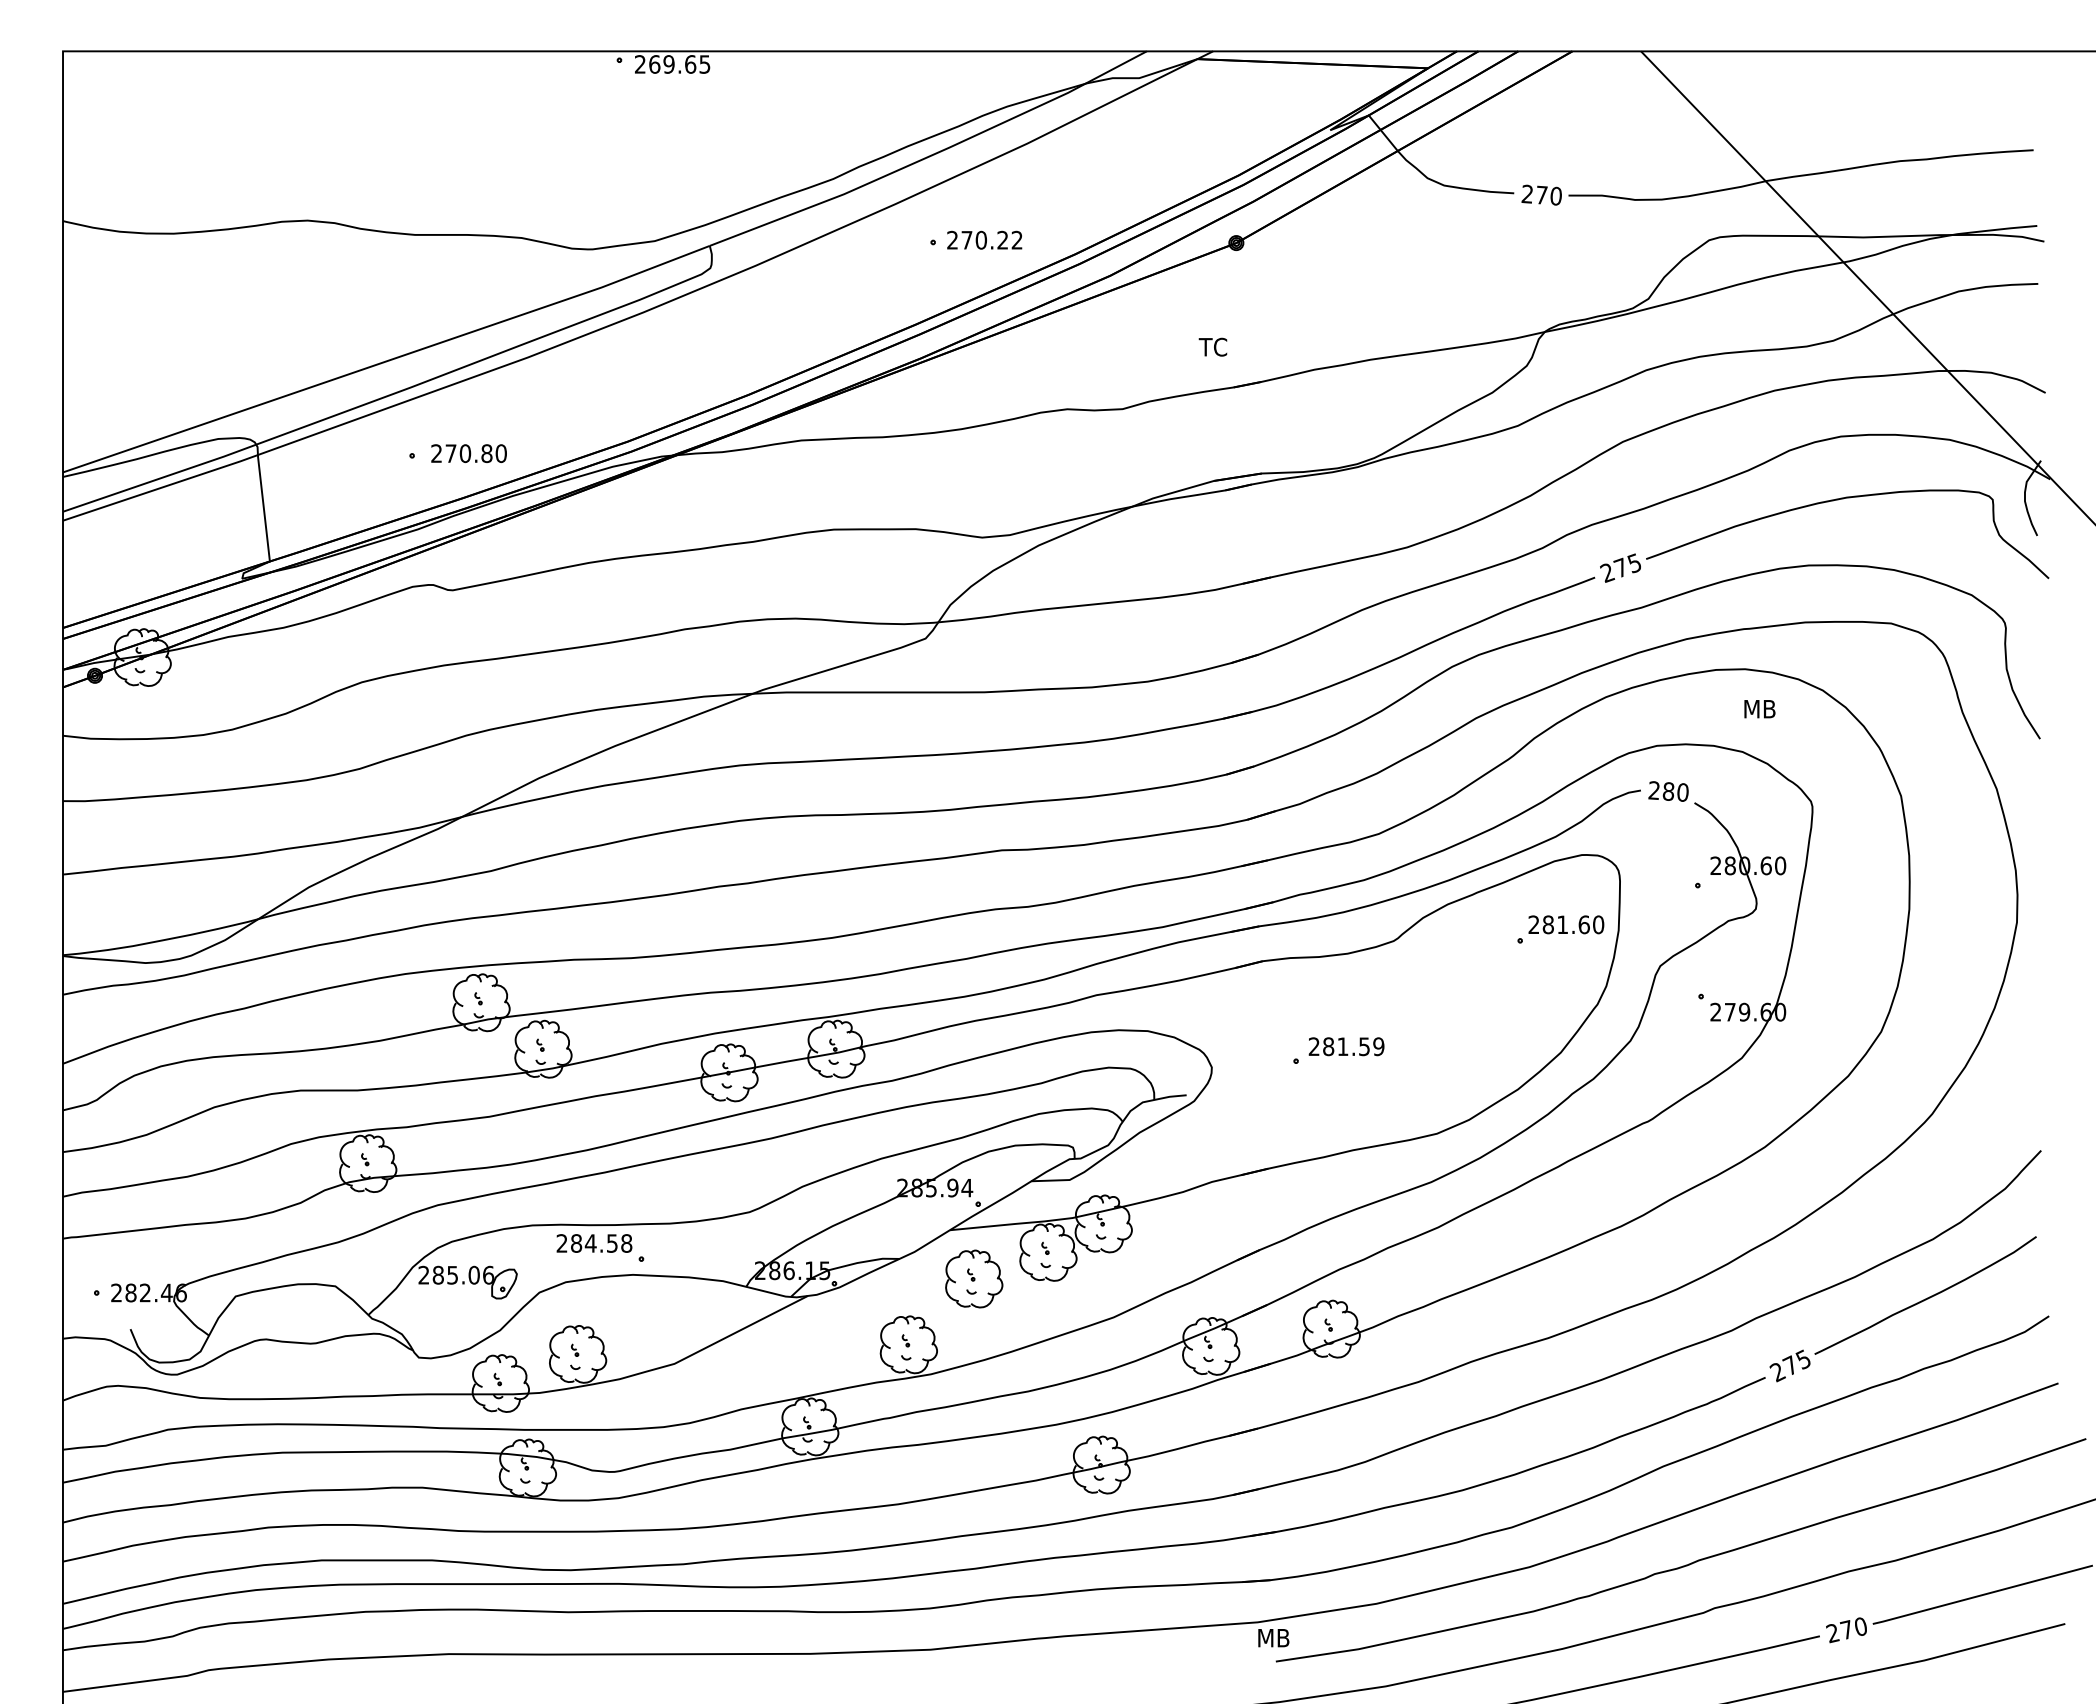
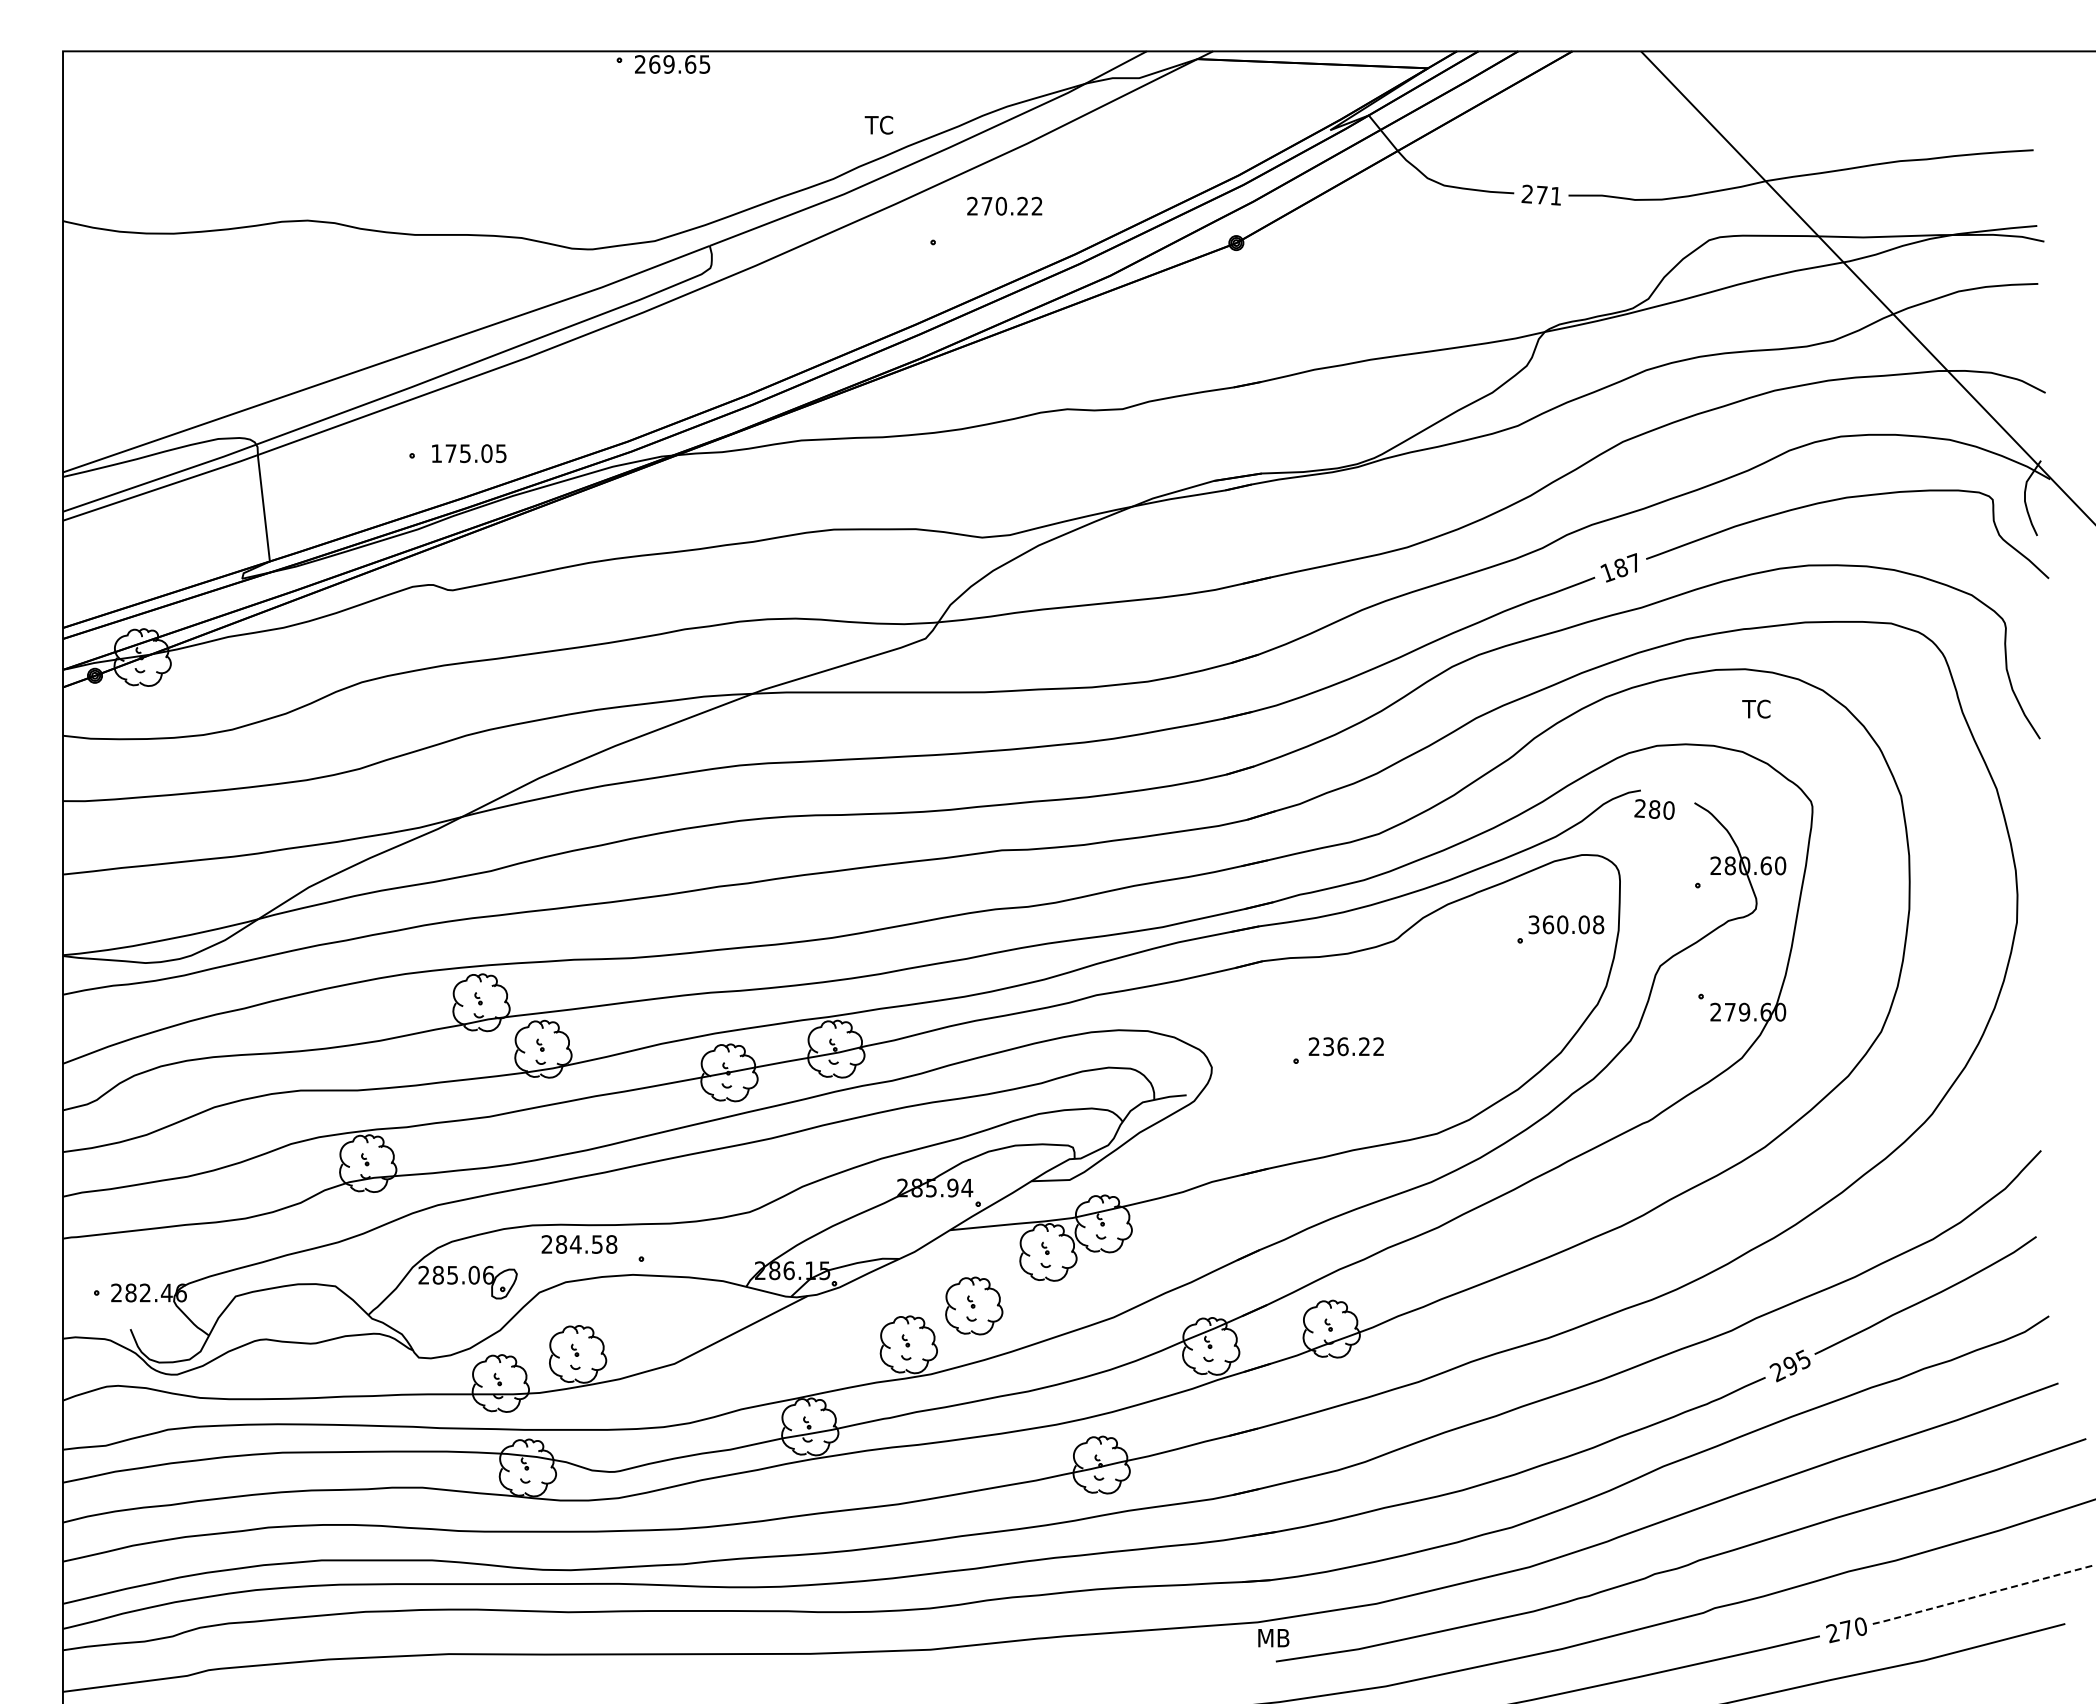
text: 270 -> 271 (1555, 195)
text position: (984, 239) -> (1004, 205) (1004, 205)
text position: (1212, 346) -> (878, 124) (878, 124)
text: 270.80 -> 175.05 (468, 453)
text: 275 -> 187 (1620, 567)
text: MB -> TC (1758, 708)
text position: (1668, 791) -> (1654, 809) (1654, 809)
text: 281.60 -> 360.08 (1566, 924)
text: 281.59 -> 236.22 (1353, 1046)
text position: (594, 1243) -> (579, 1244) (579, 1244)
part position: (974, 1278) -> (974, 1305) (974, 1305)
text: 275 -> 295 (1789, 1365)
line: solid -> dashed (1982, 1595)
